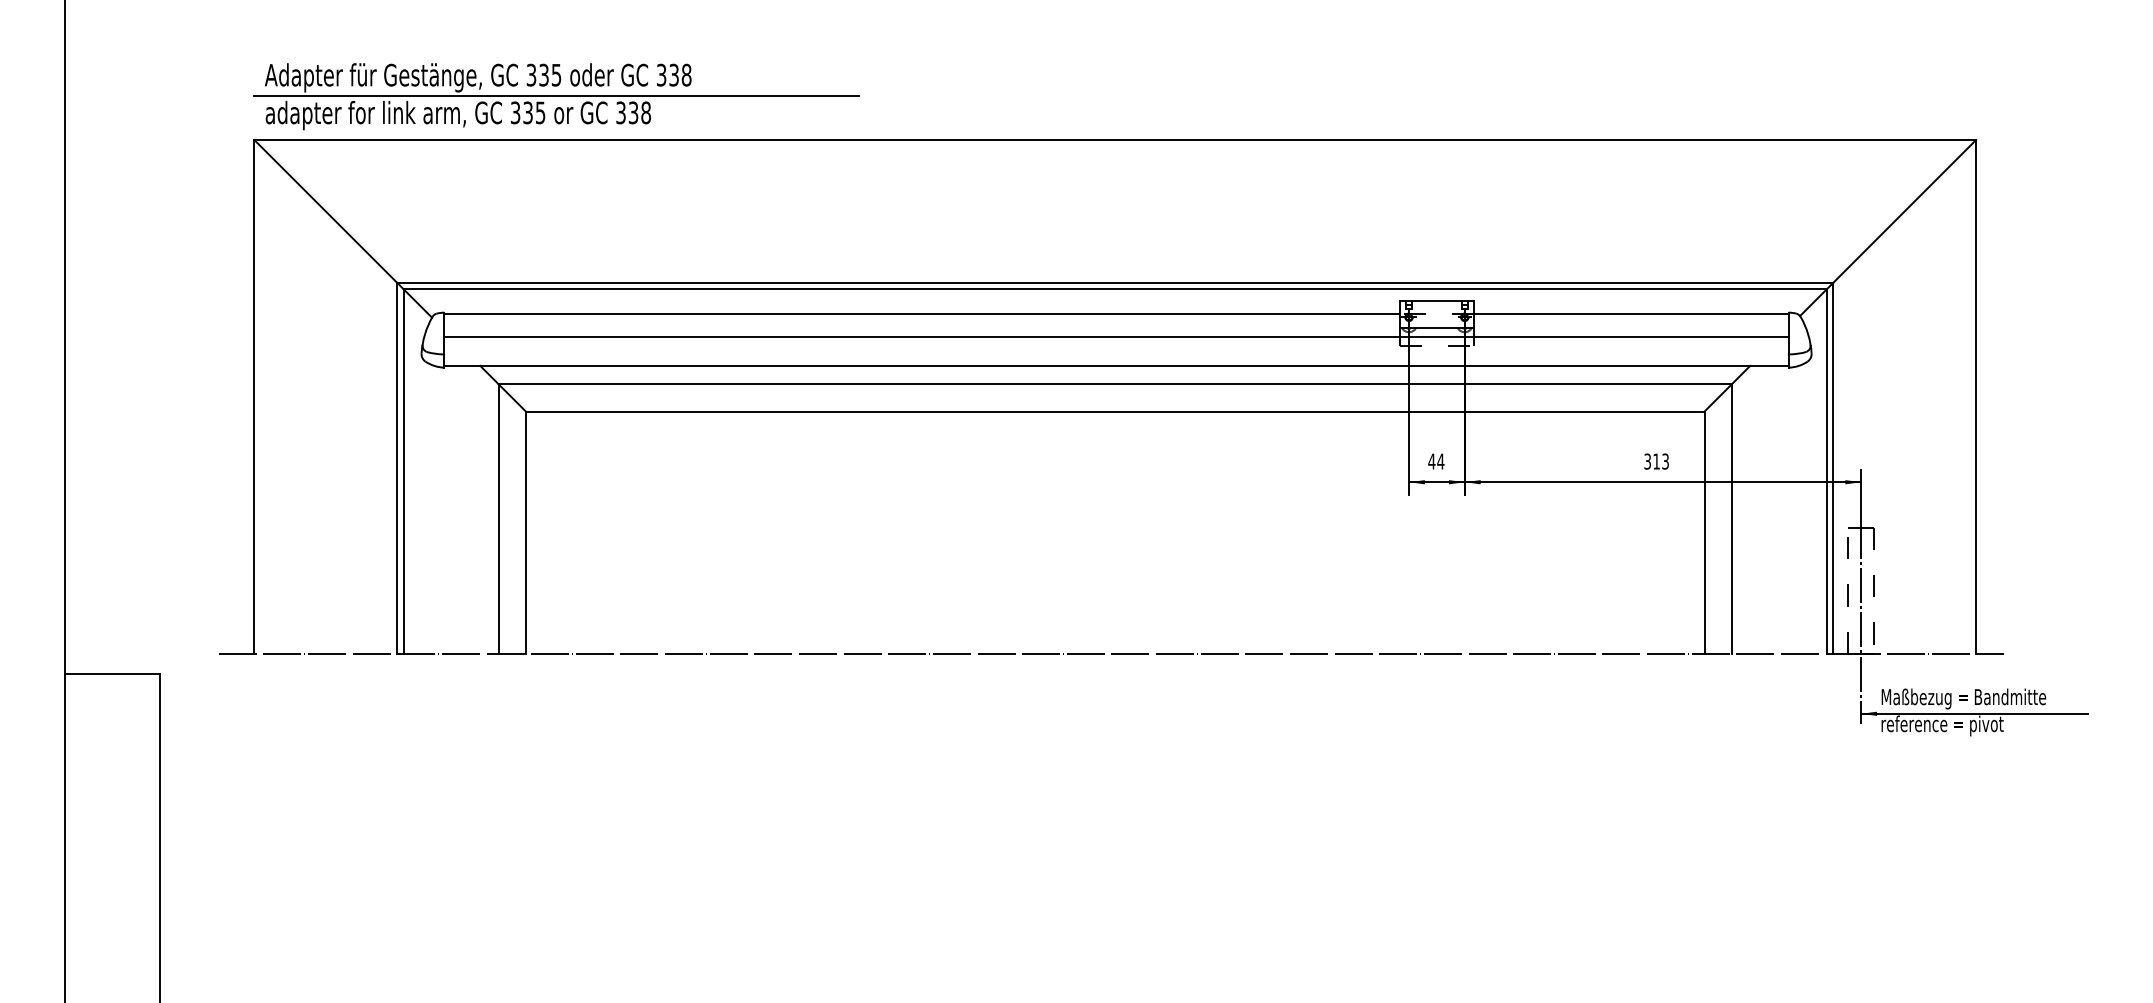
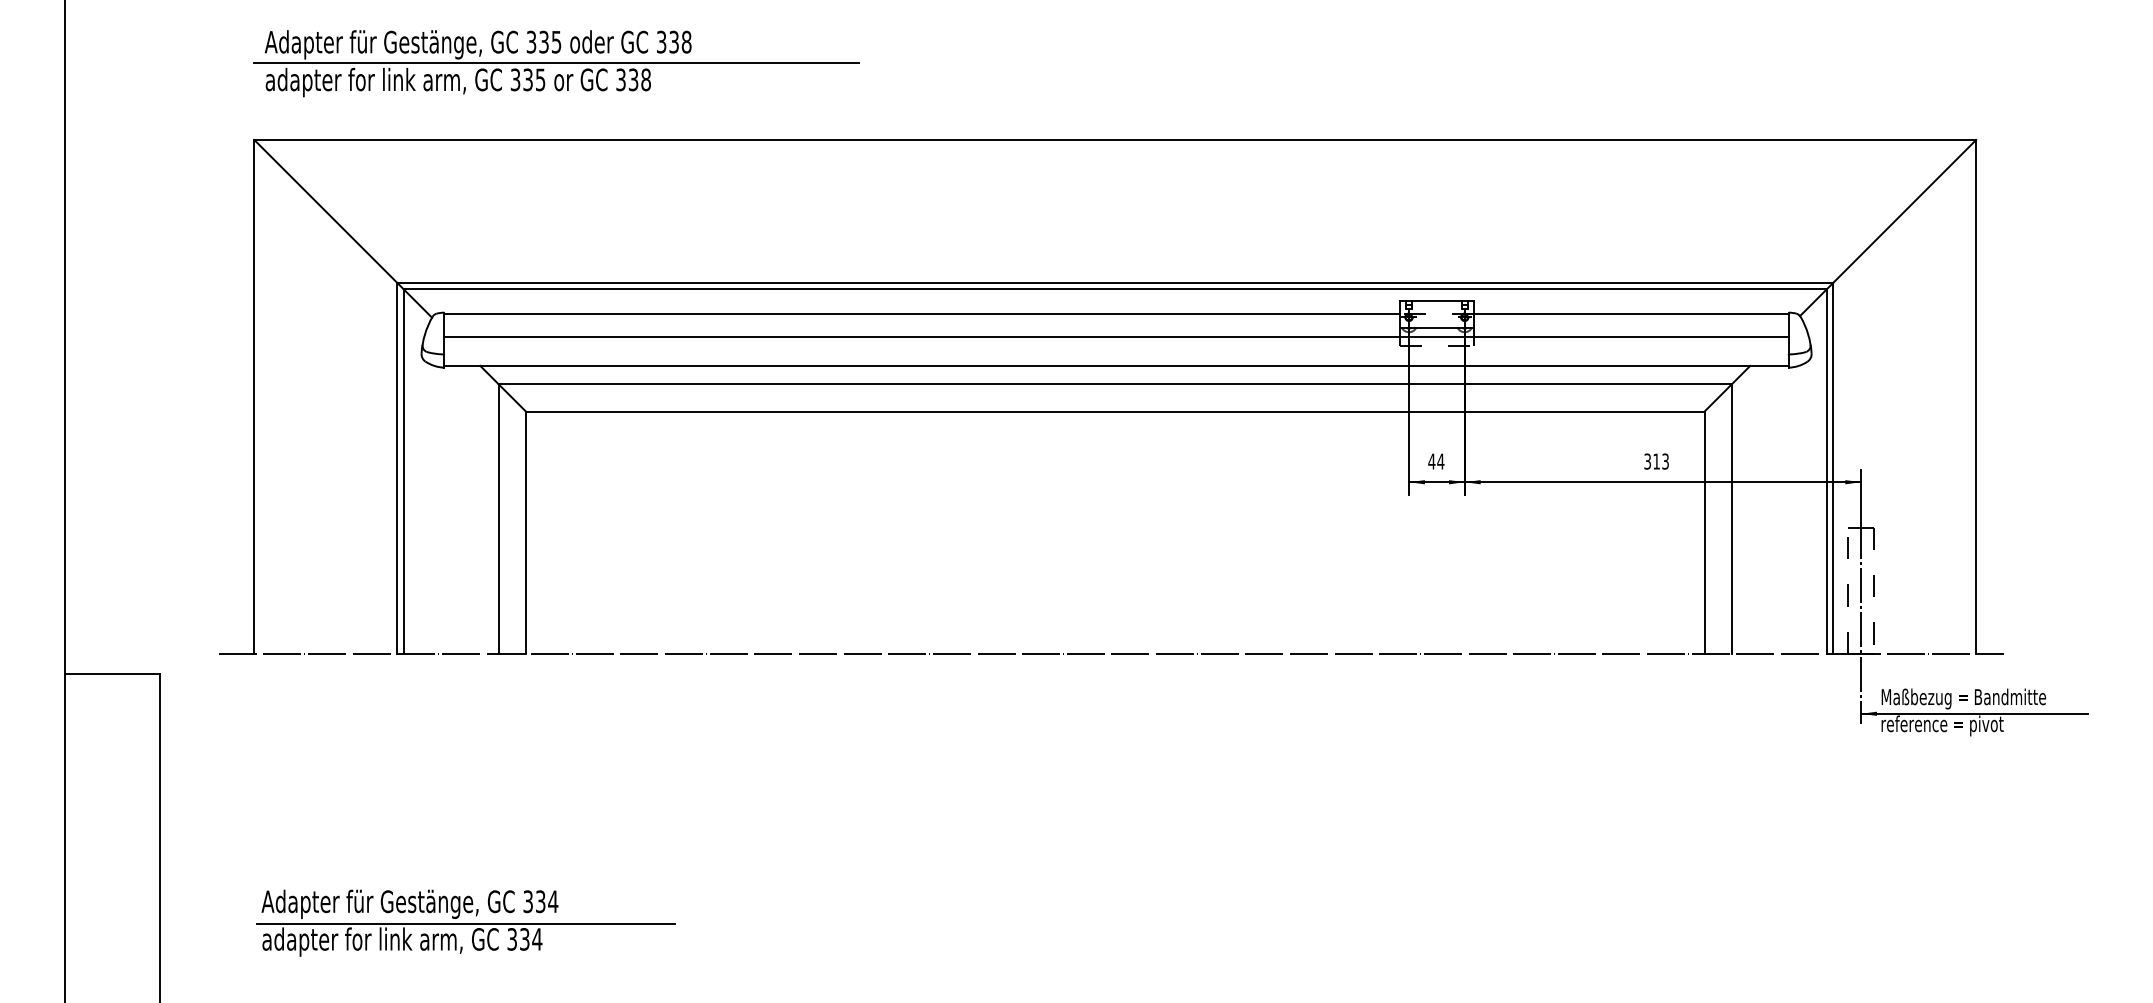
part position: (556, 96) -> (556, 63) (556, 63)
part: none -> present (465, 922)
